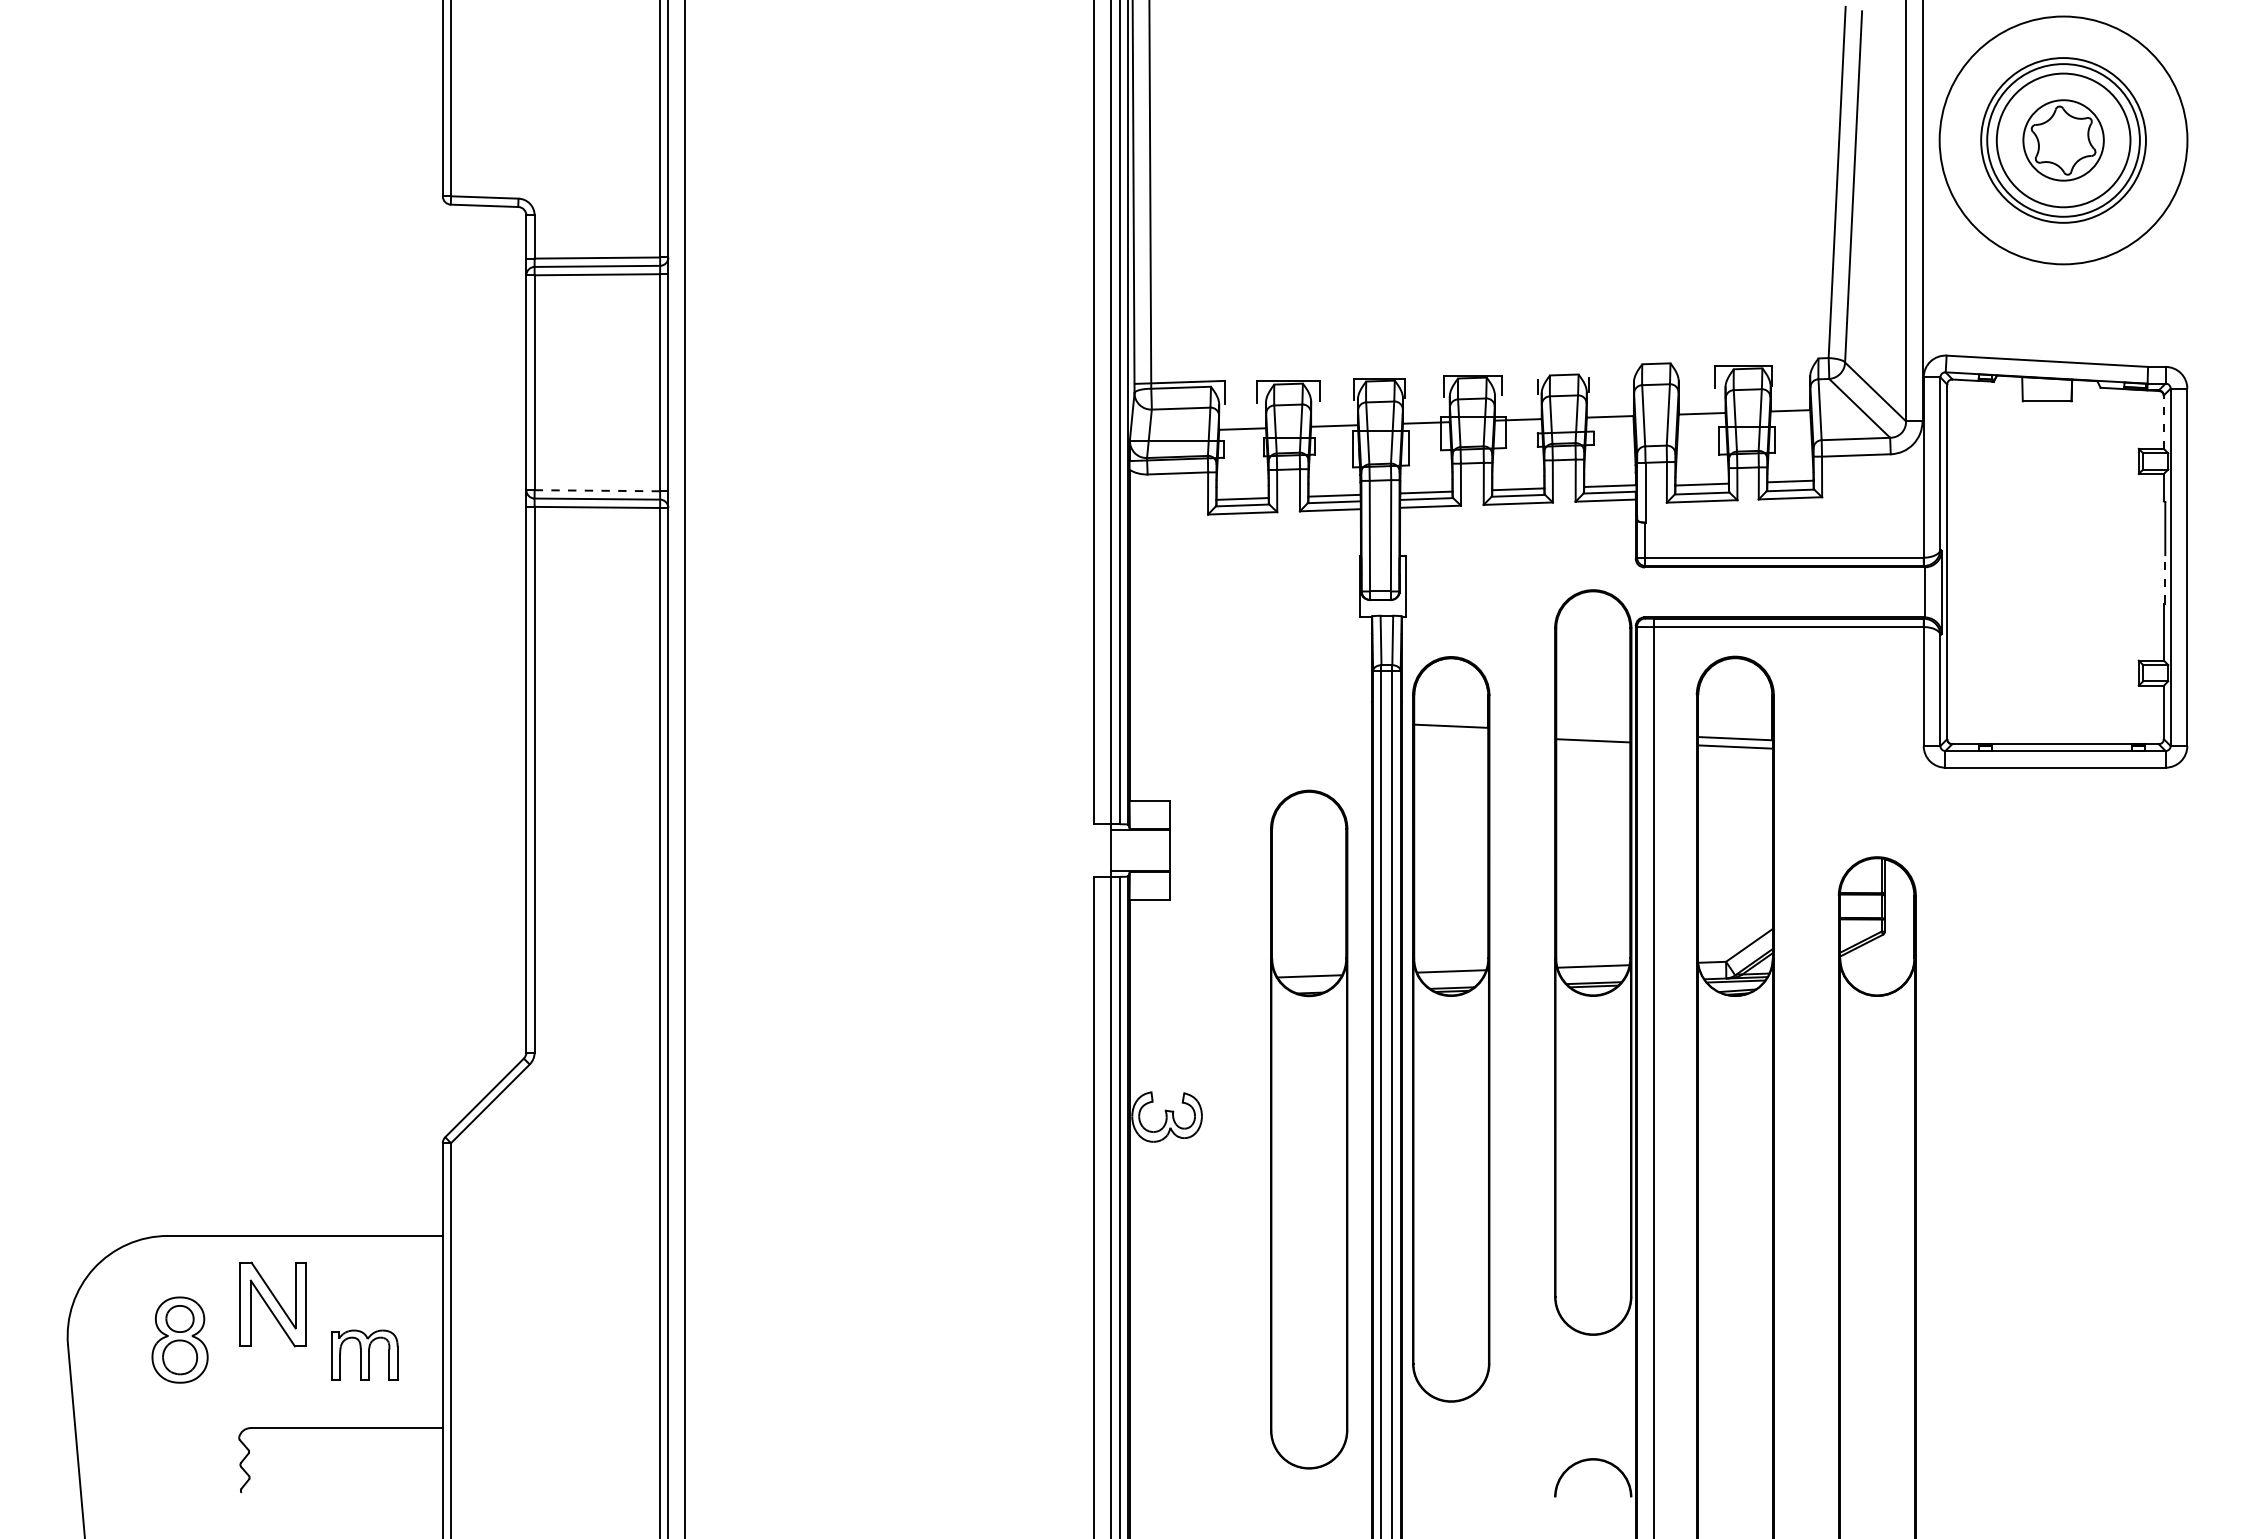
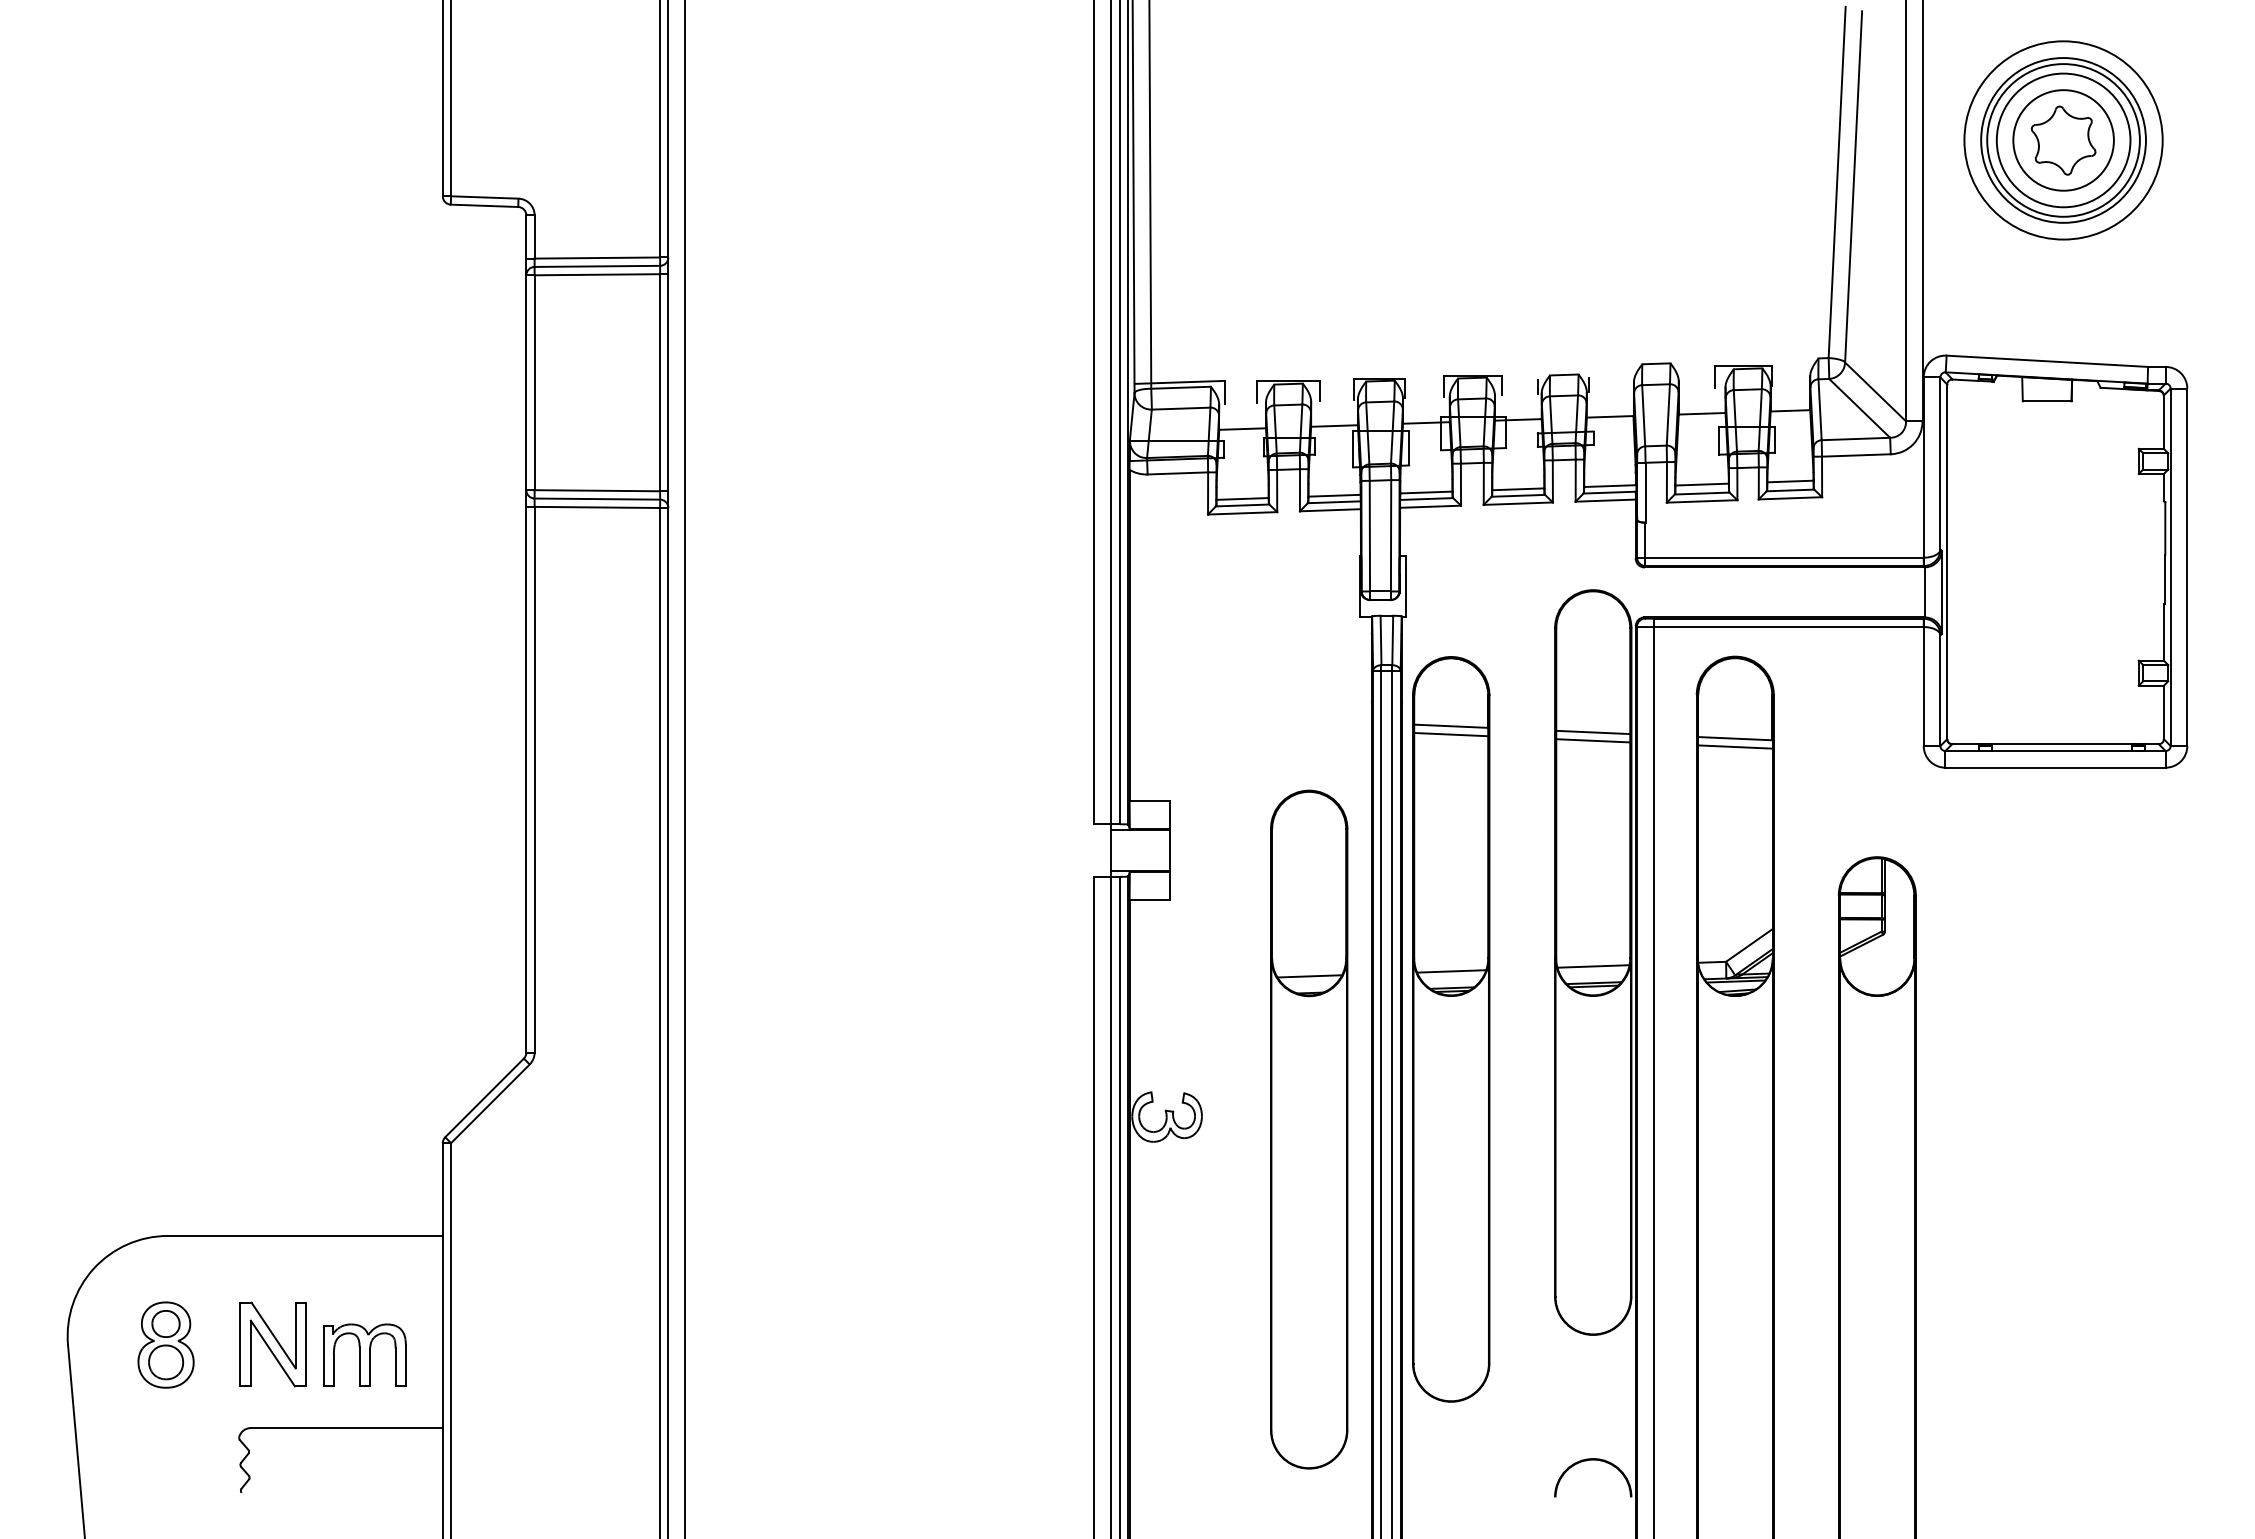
circle diameter: 248 px -> 198 px (2063, 140)
circle diameter: 80 px -> 101 px (2063, 140)
line: dashed -> solid (2163, 422)
line: dashed -> solid (597, 490)
line: dashed -> solid (2164, 578)
line: none -> present (1593, 732)
line: none -> present (1451, 734)
part position: (272, 1304) -> (272, 1344) (272, 1344)
part position: (179, 1339) -> (165, 1344) (165, 1344)
part size: 68x52 px -> 84x64 px (364, 1354)
